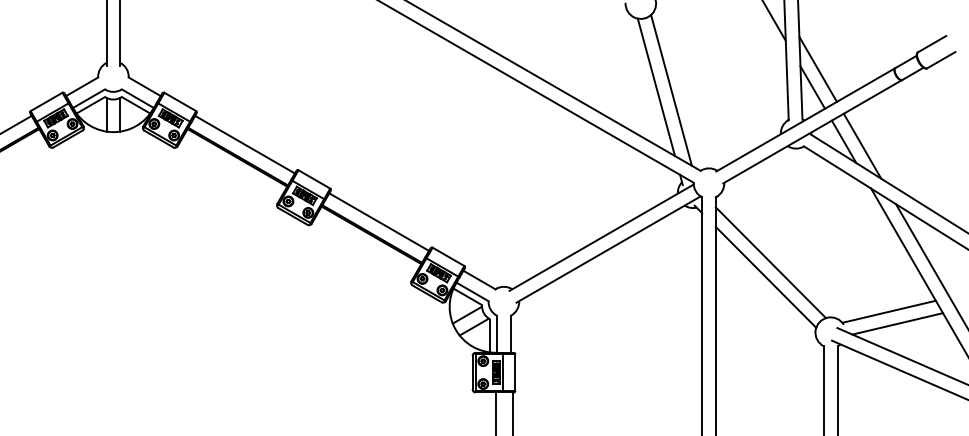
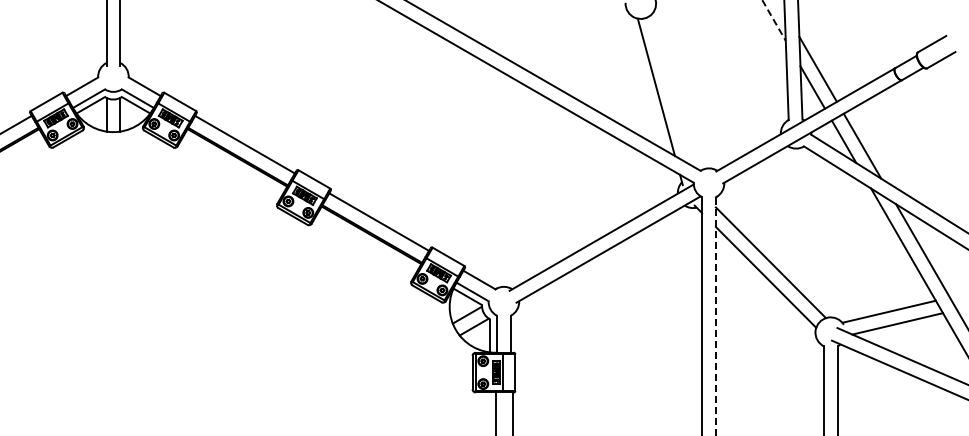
line: solid -> dashed (774, 21)
line: present -> none (671, 90)
line: solid -> dashed (715, 316)
